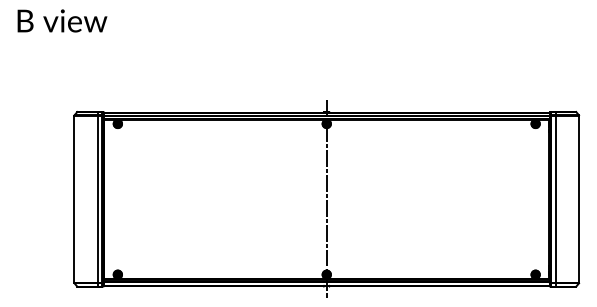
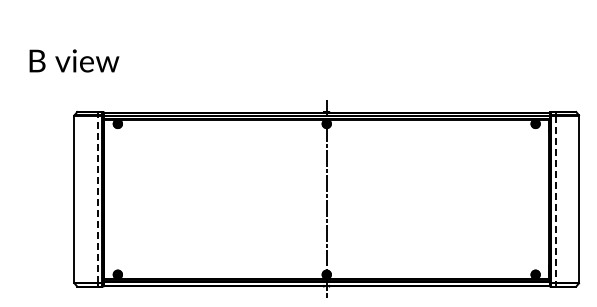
text position: (62, 20) -> (74, 60) (74, 60)
line: solid -> dashed (97, 199)
line: solid -> dashed (555, 199)
